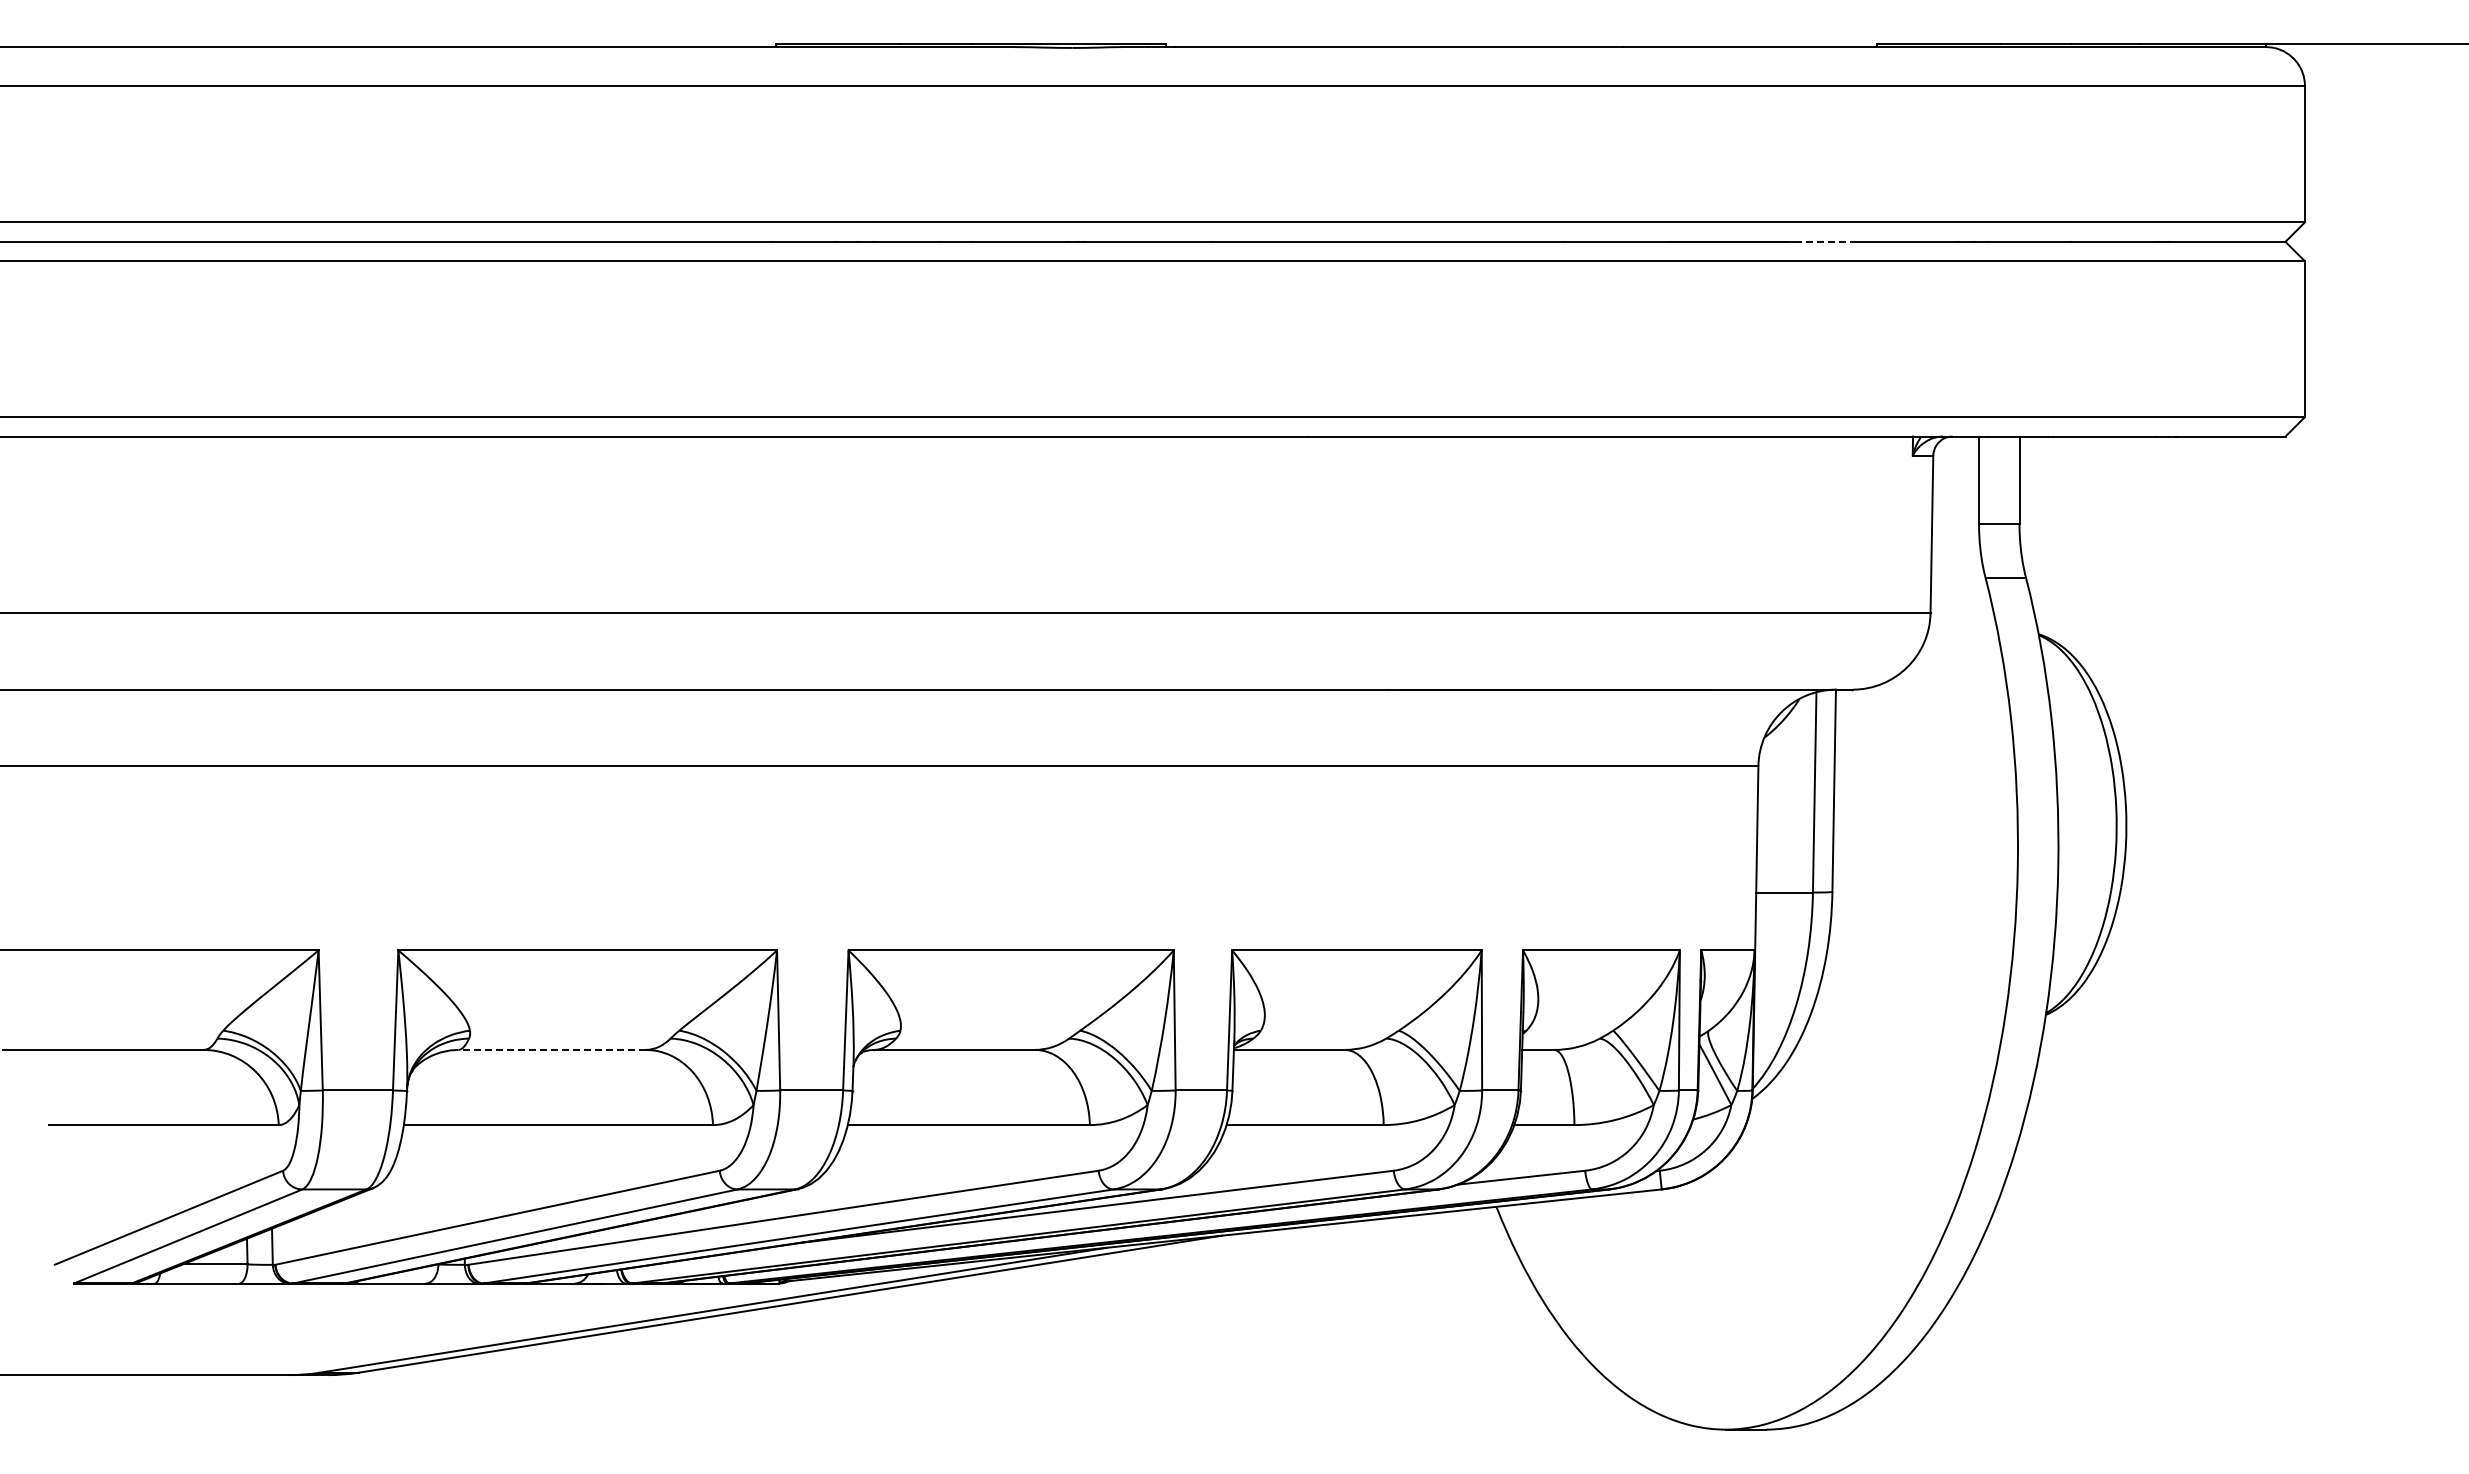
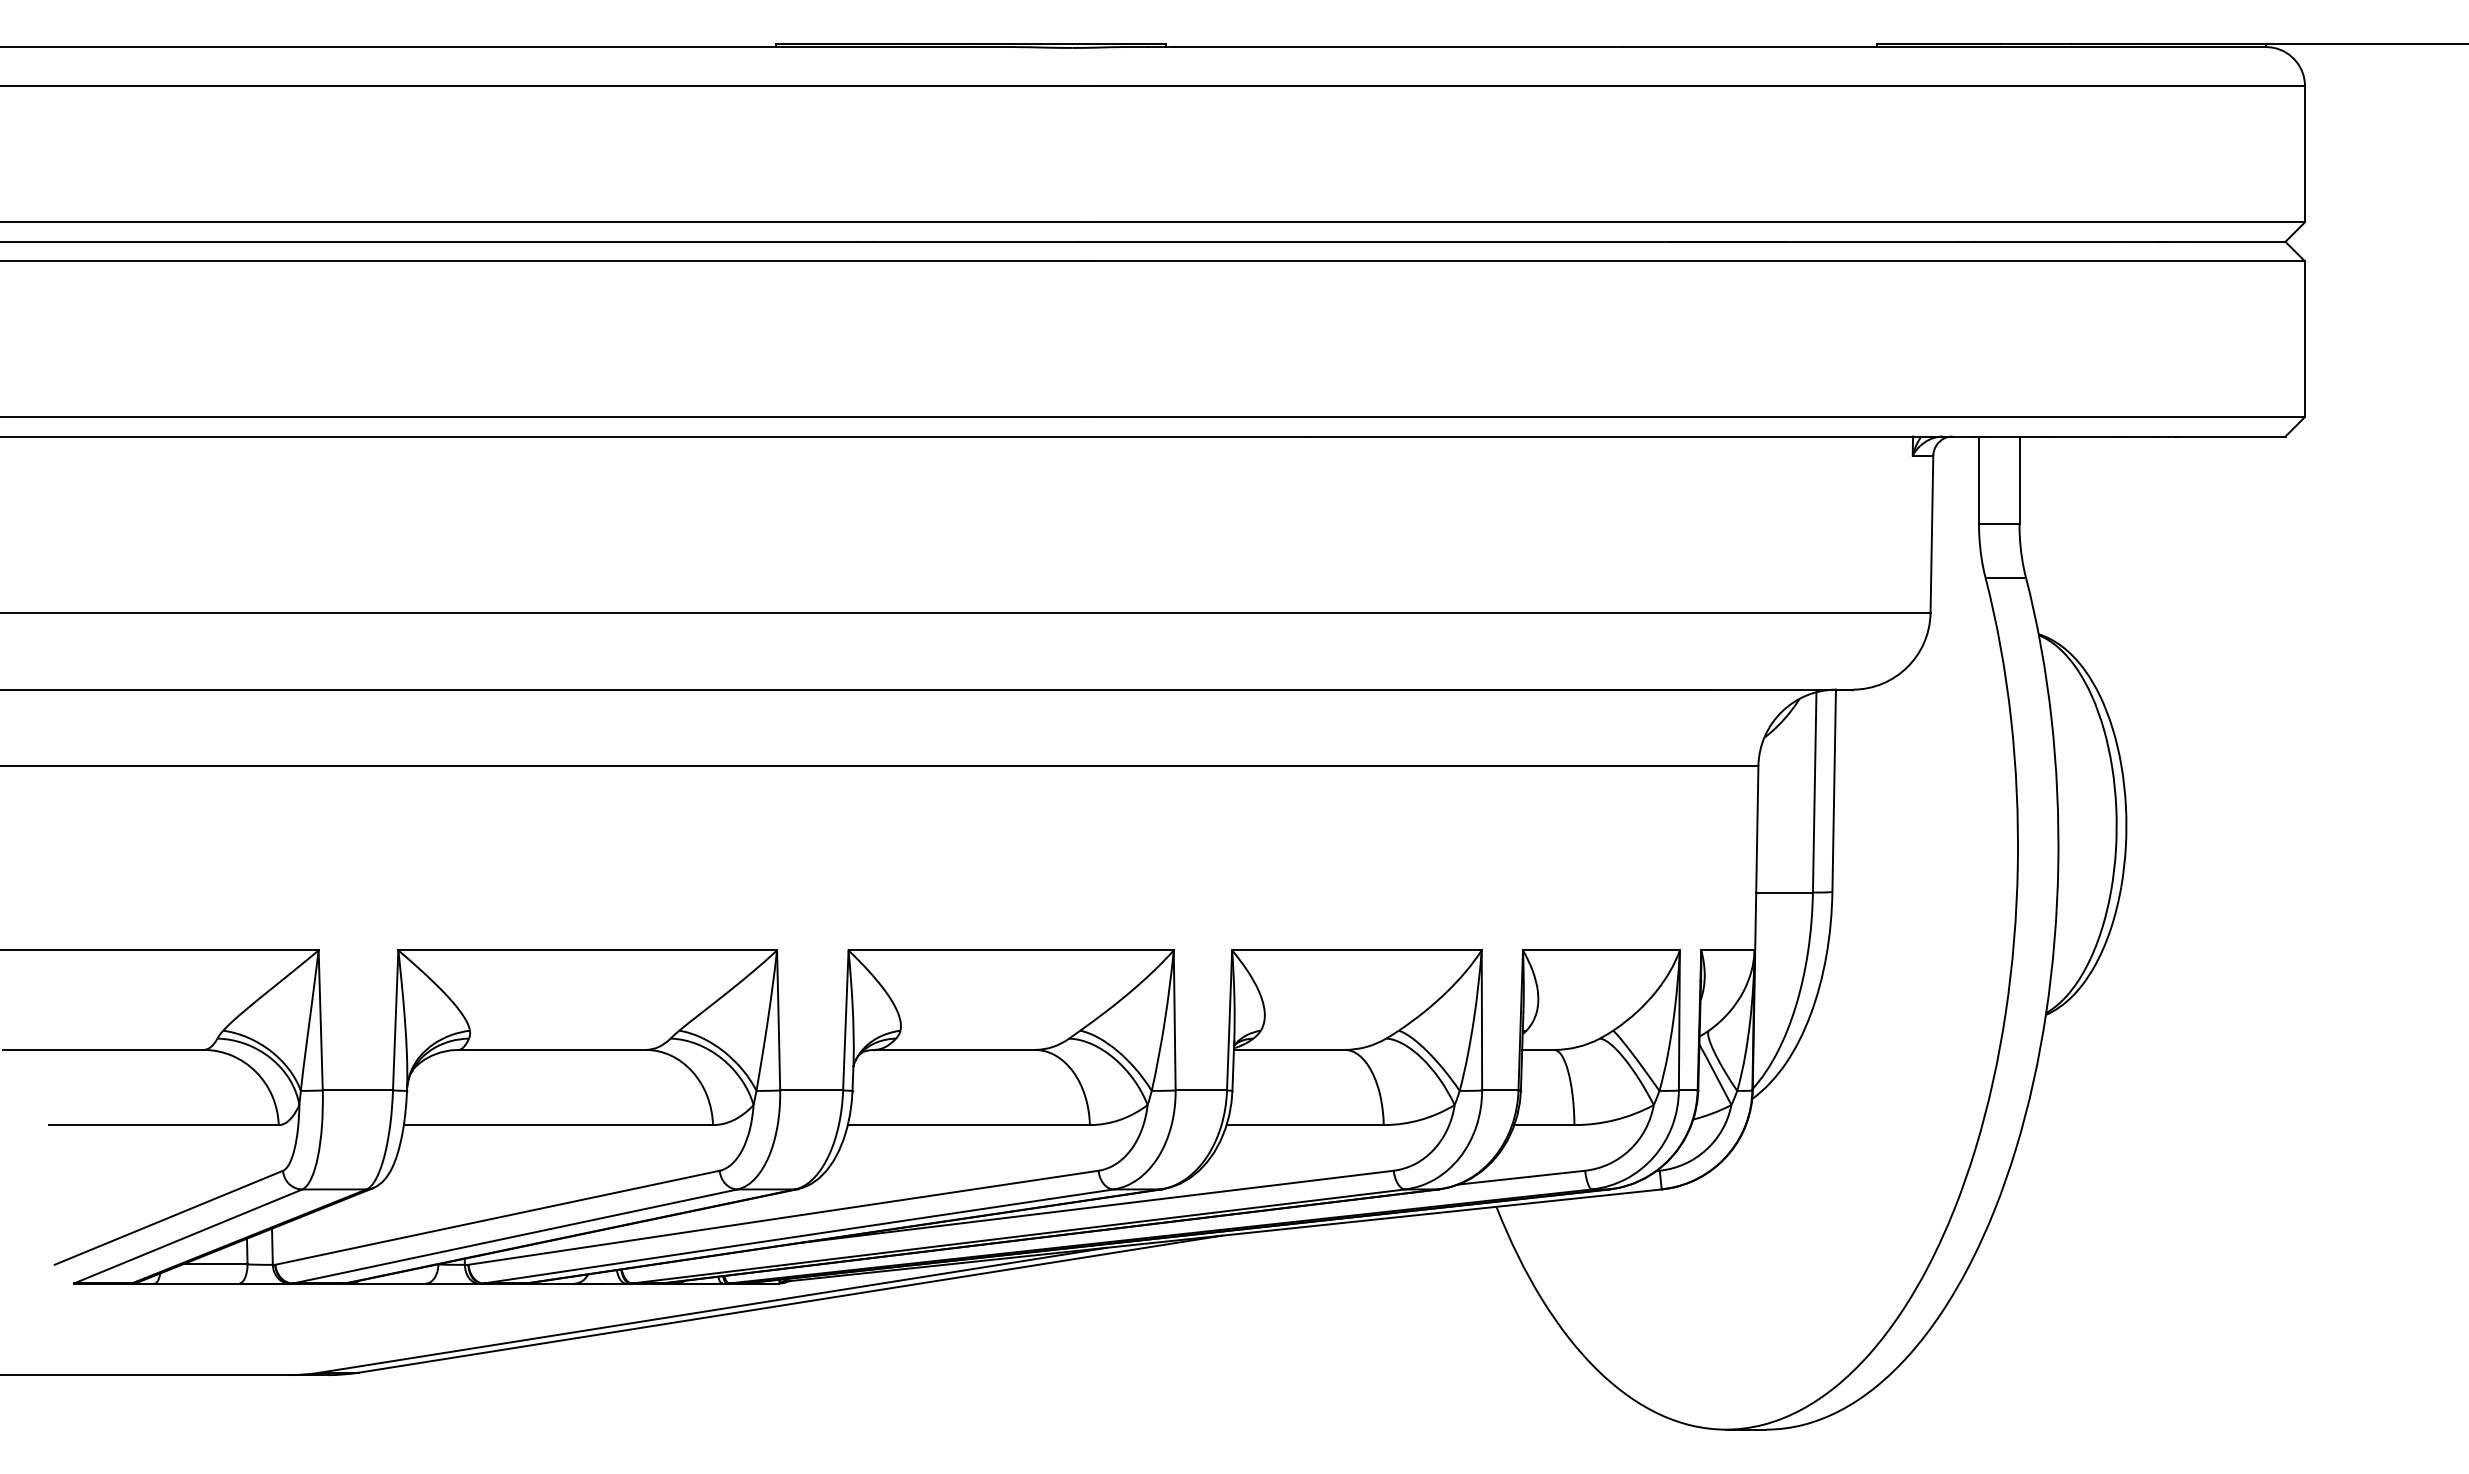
line: dashed -> solid (1828, 241)
line: dashed -> solid (551, 1049)
